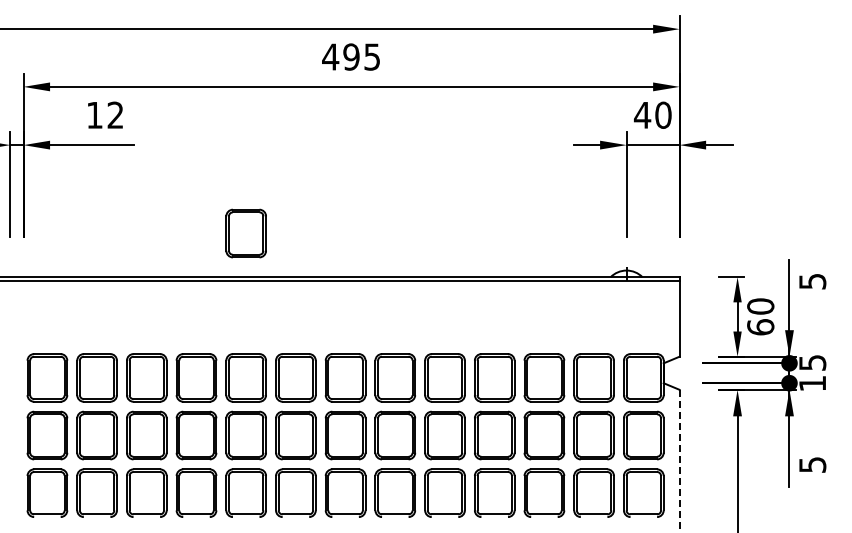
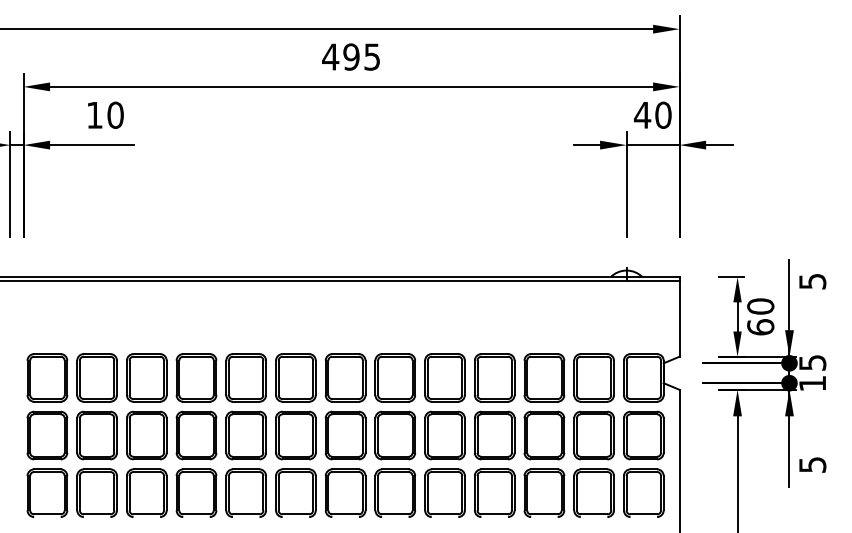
text: 12 -> 10 (115, 114)
part: present -> none (245, 233)
line: dashed -> solid (679, 461)
